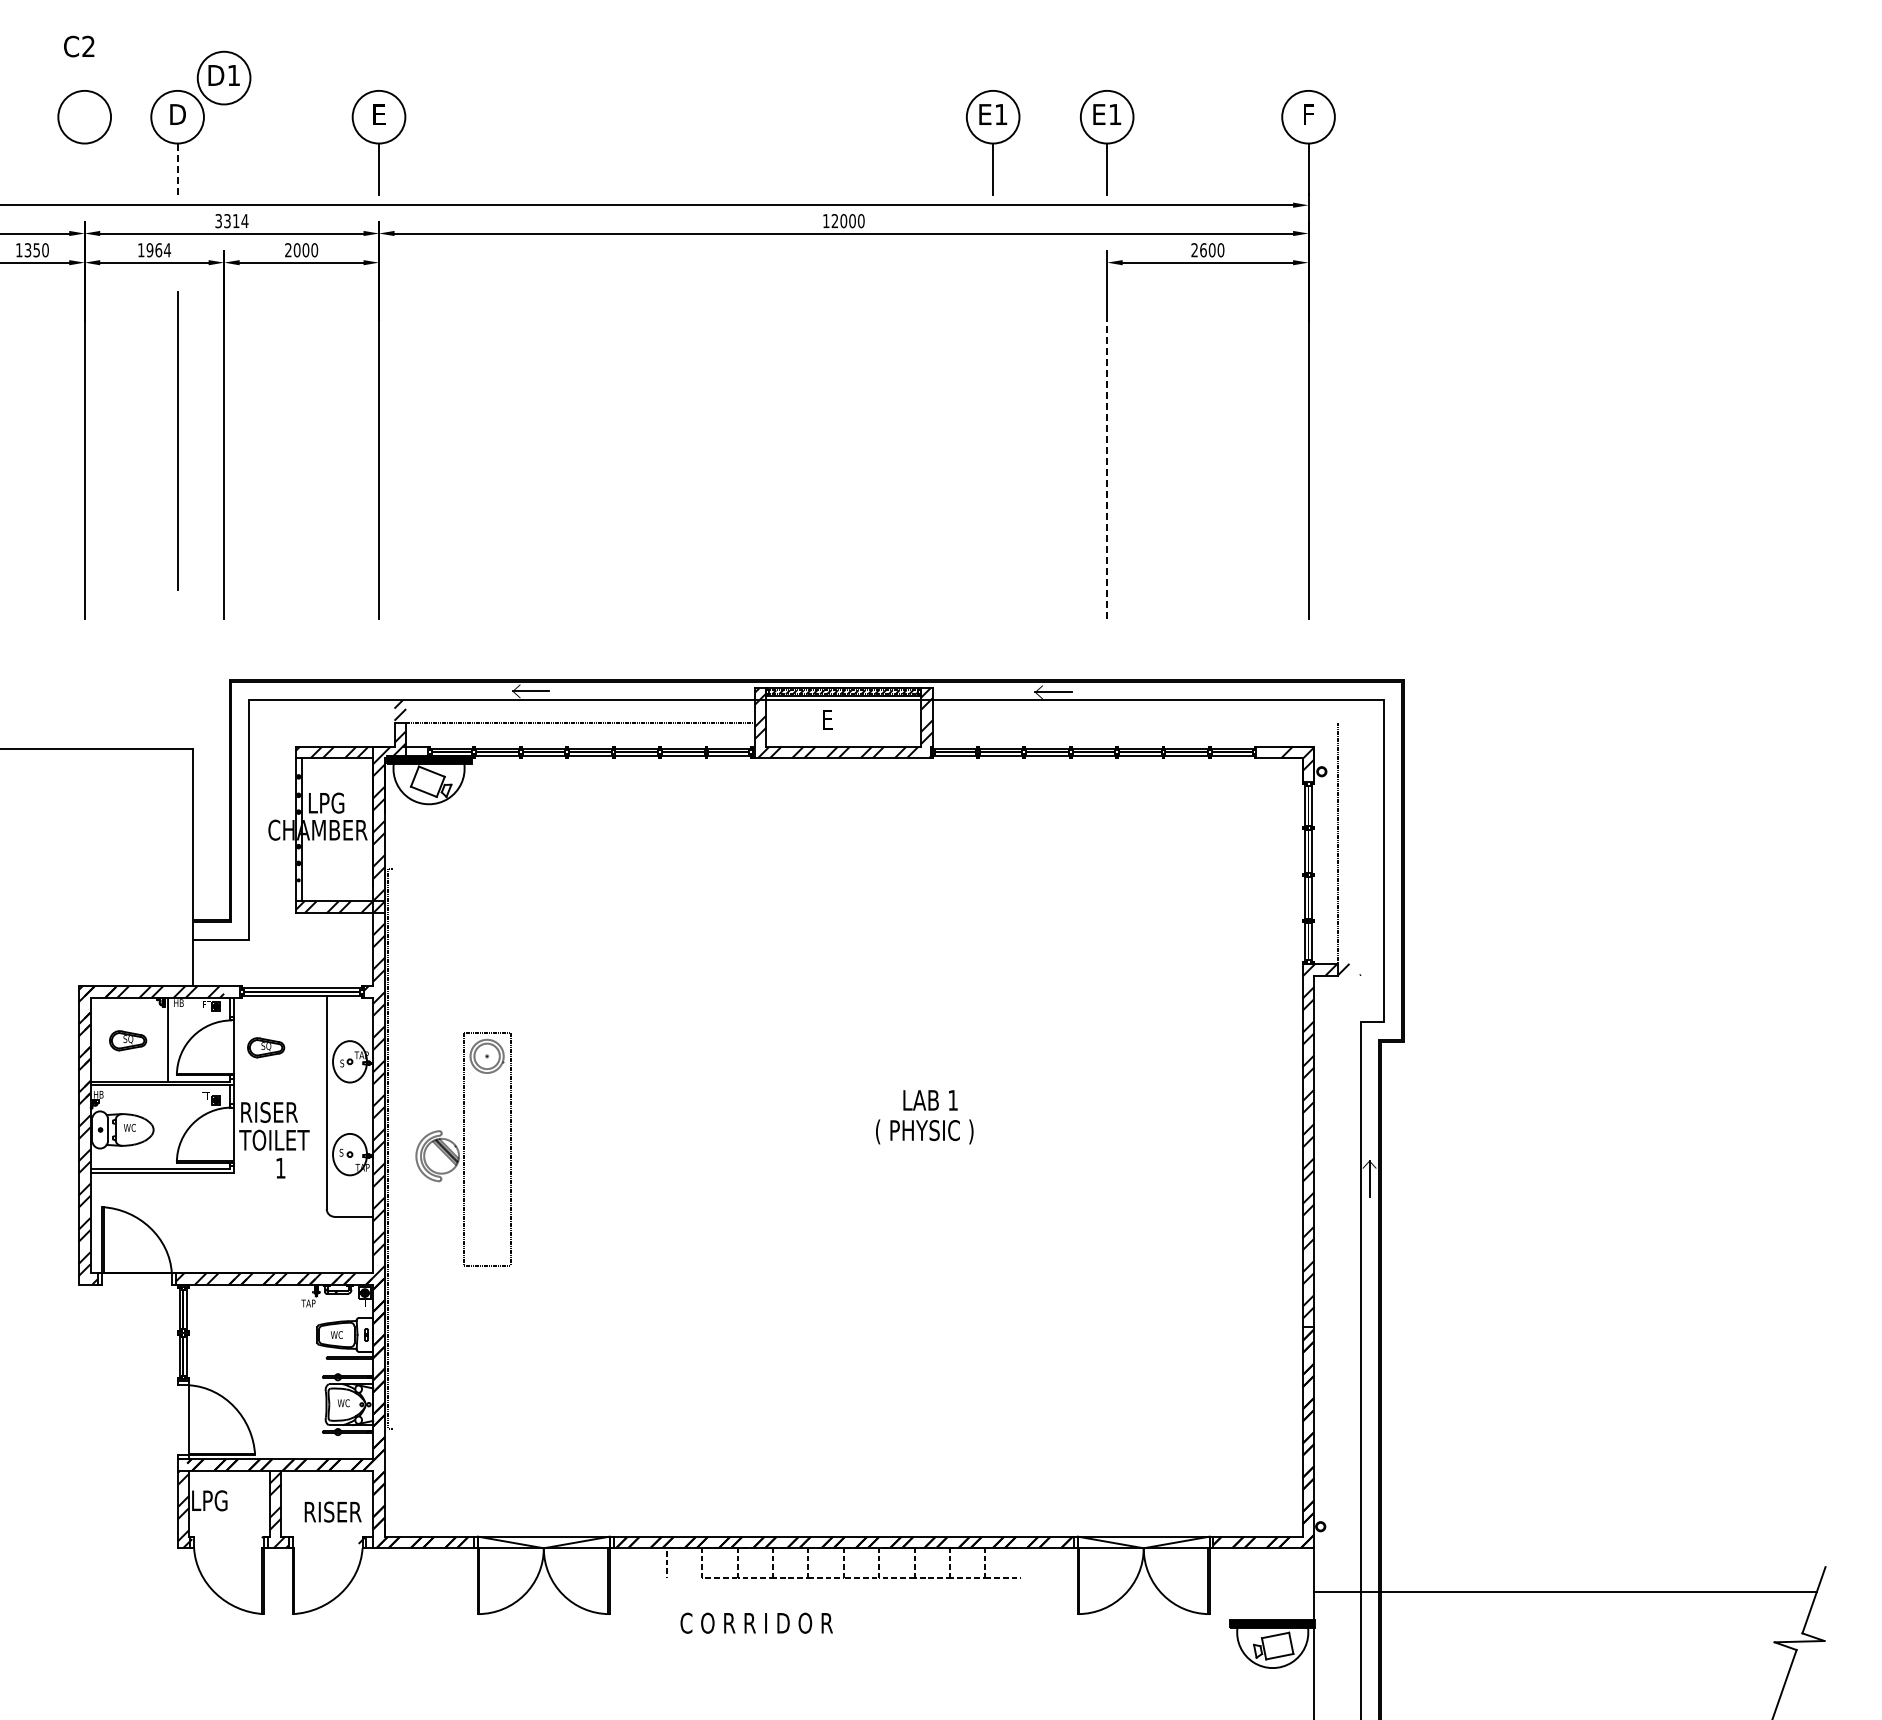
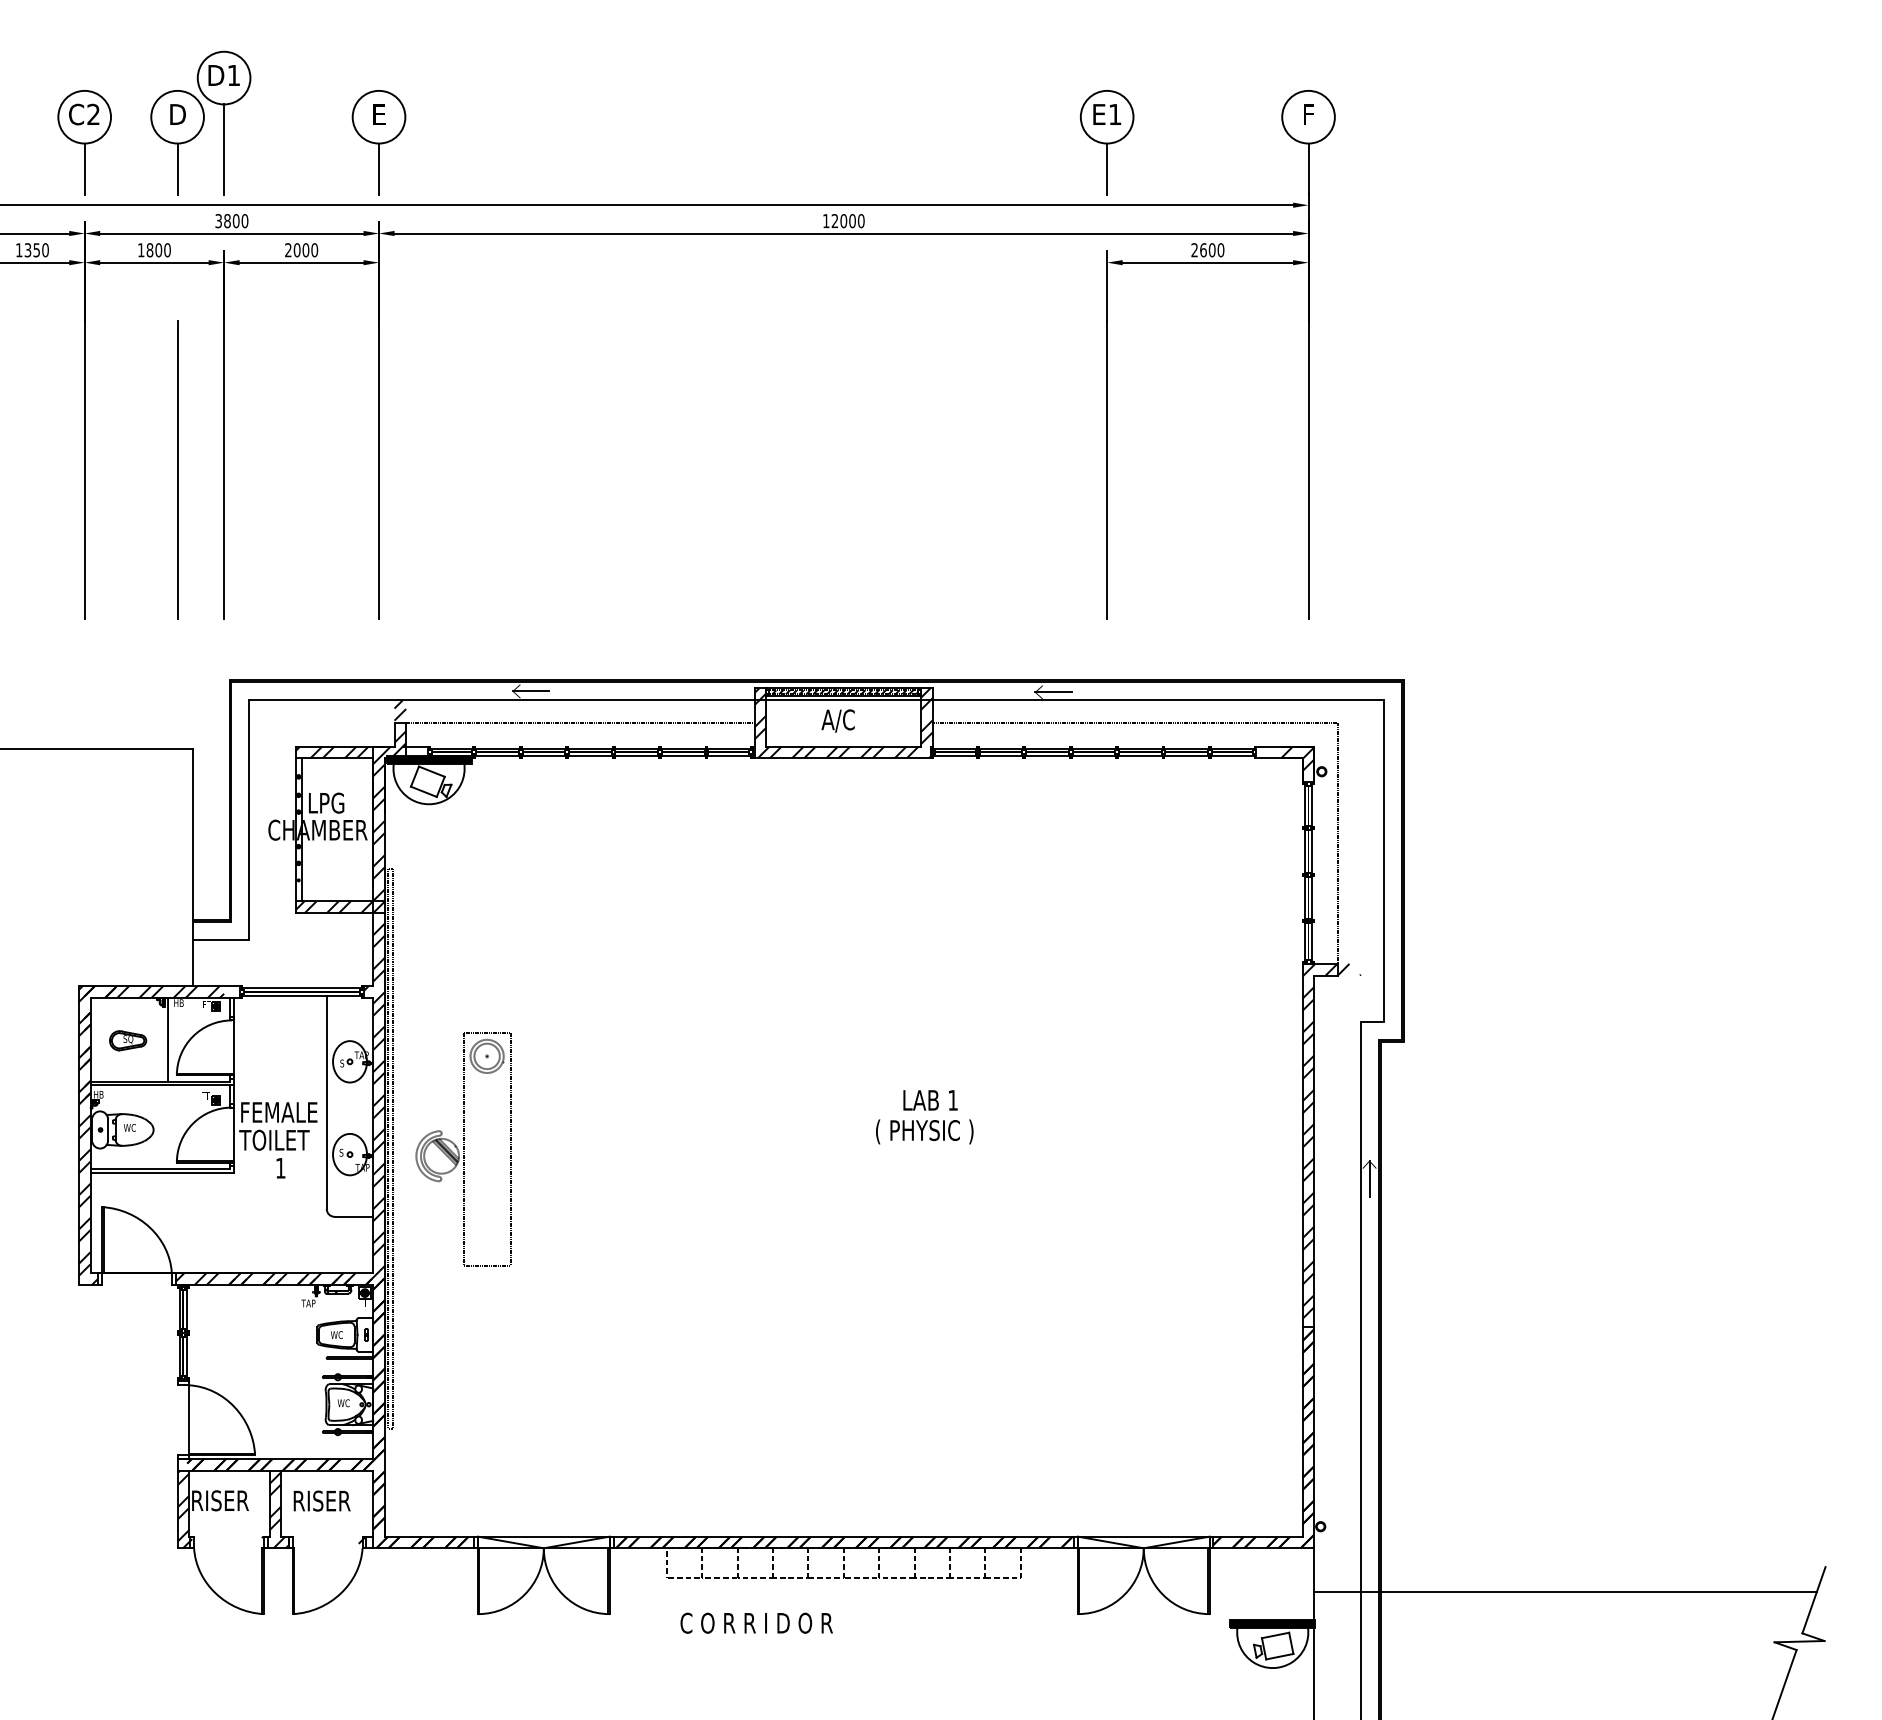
text position: (79, 46) -> (84, 114) (84, 114)
part: present -> none (993, 142)
line: none -> present (224, 149)
line: none -> present (84, 168)
line: dashed -> solid (177, 169)
text: 3314 -> 3800 (236, 221)
text: 1964 -> 1800 (158, 250)
line position: (177, 440) -> (177, 469) (177, 469)
line: dashed -> solid (1107, 469)
text: E -> A/C (837, 720)
line: none -> present (1134, 723)
part: present -> none (266, 1047)
text: RISER -> FEMALE (280, 1111)
line: none -> present (393, 1149)
text: LPG -> RISER (221, 1500)
text position: (332, 1511) -> (321, 1500) (321, 1500)
line: none -> present (1020, 1562)
line: none -> present (684, 1577)
